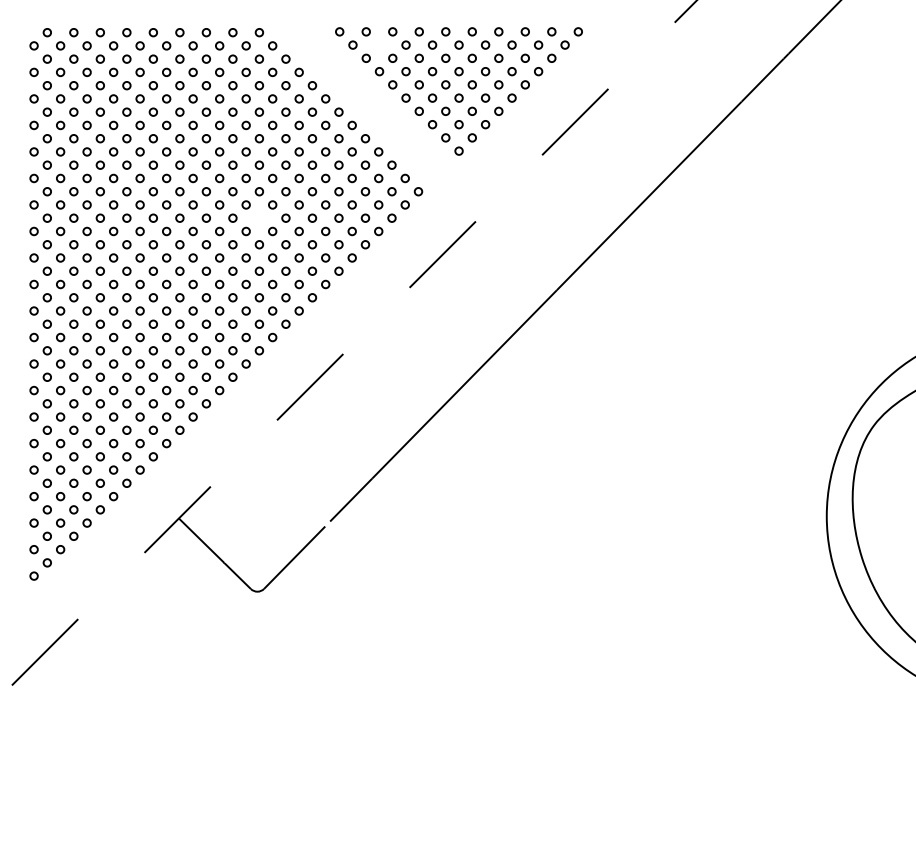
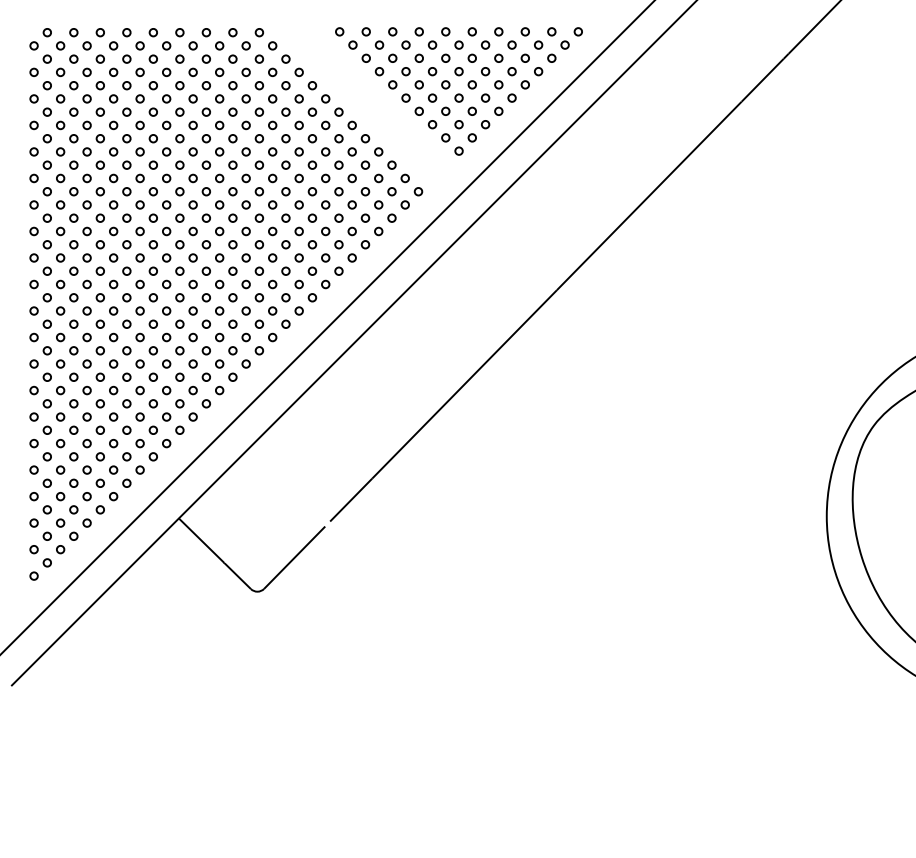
circle: none -> present (379, 44)
circle: none -> present (259, 217)
line: none -> present (327, 327)
line: dashed -> solid (354, 342)
